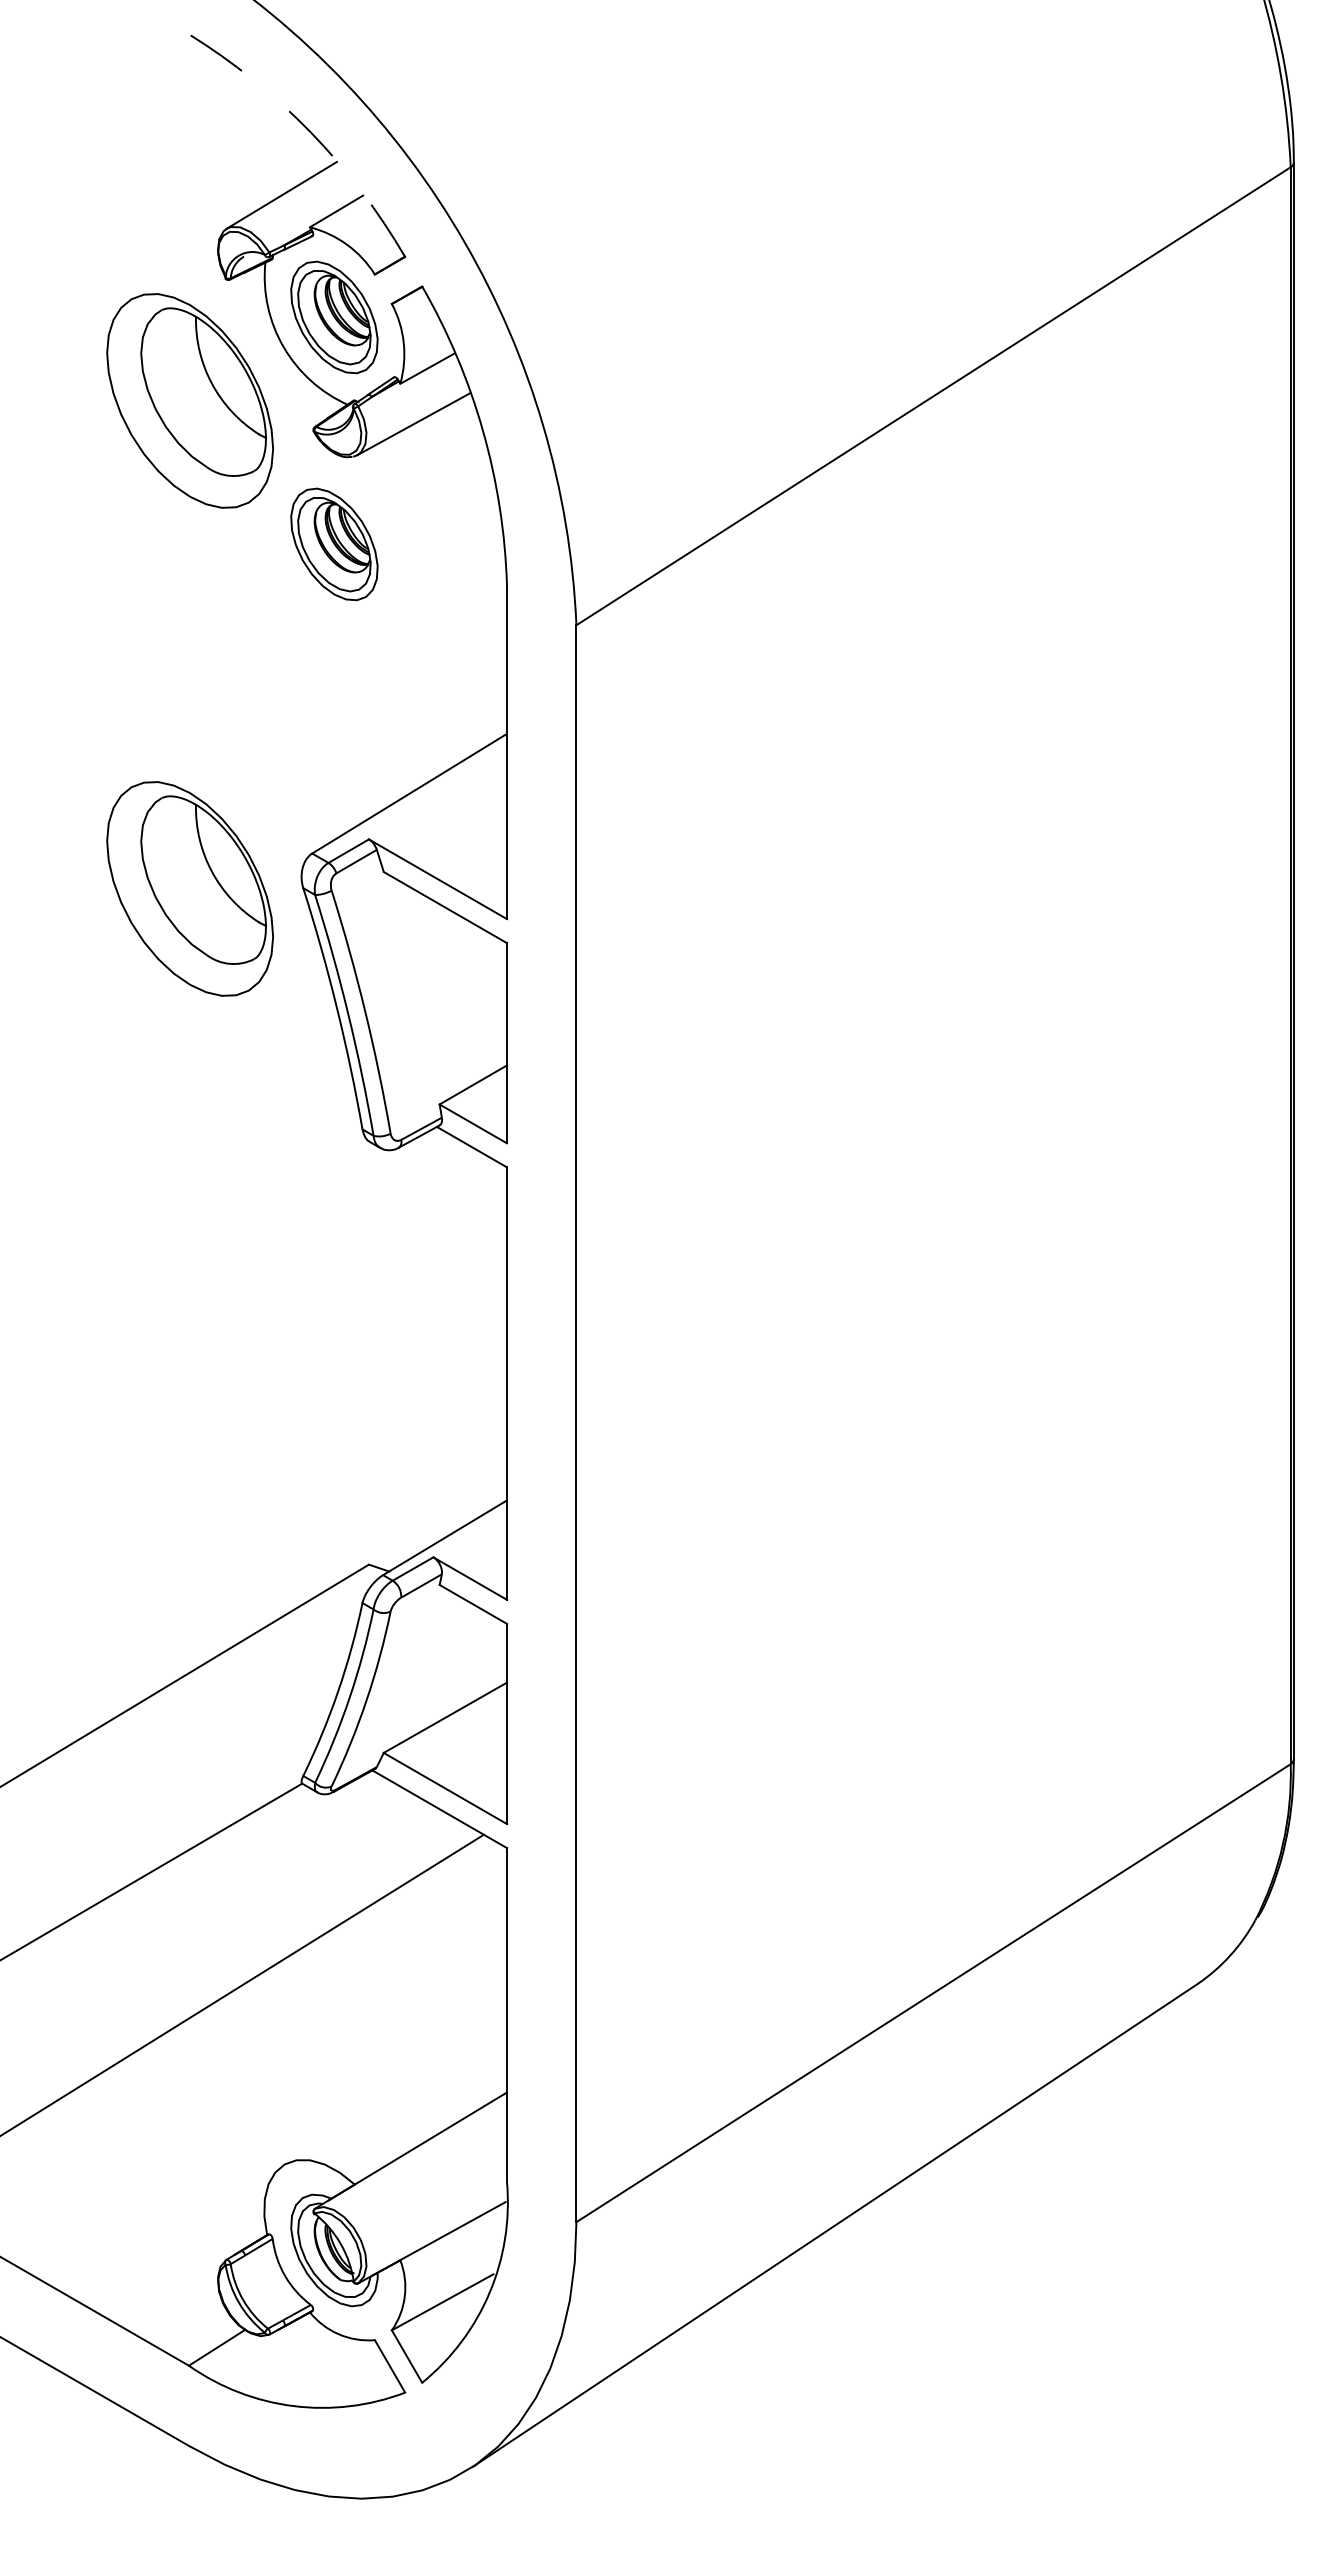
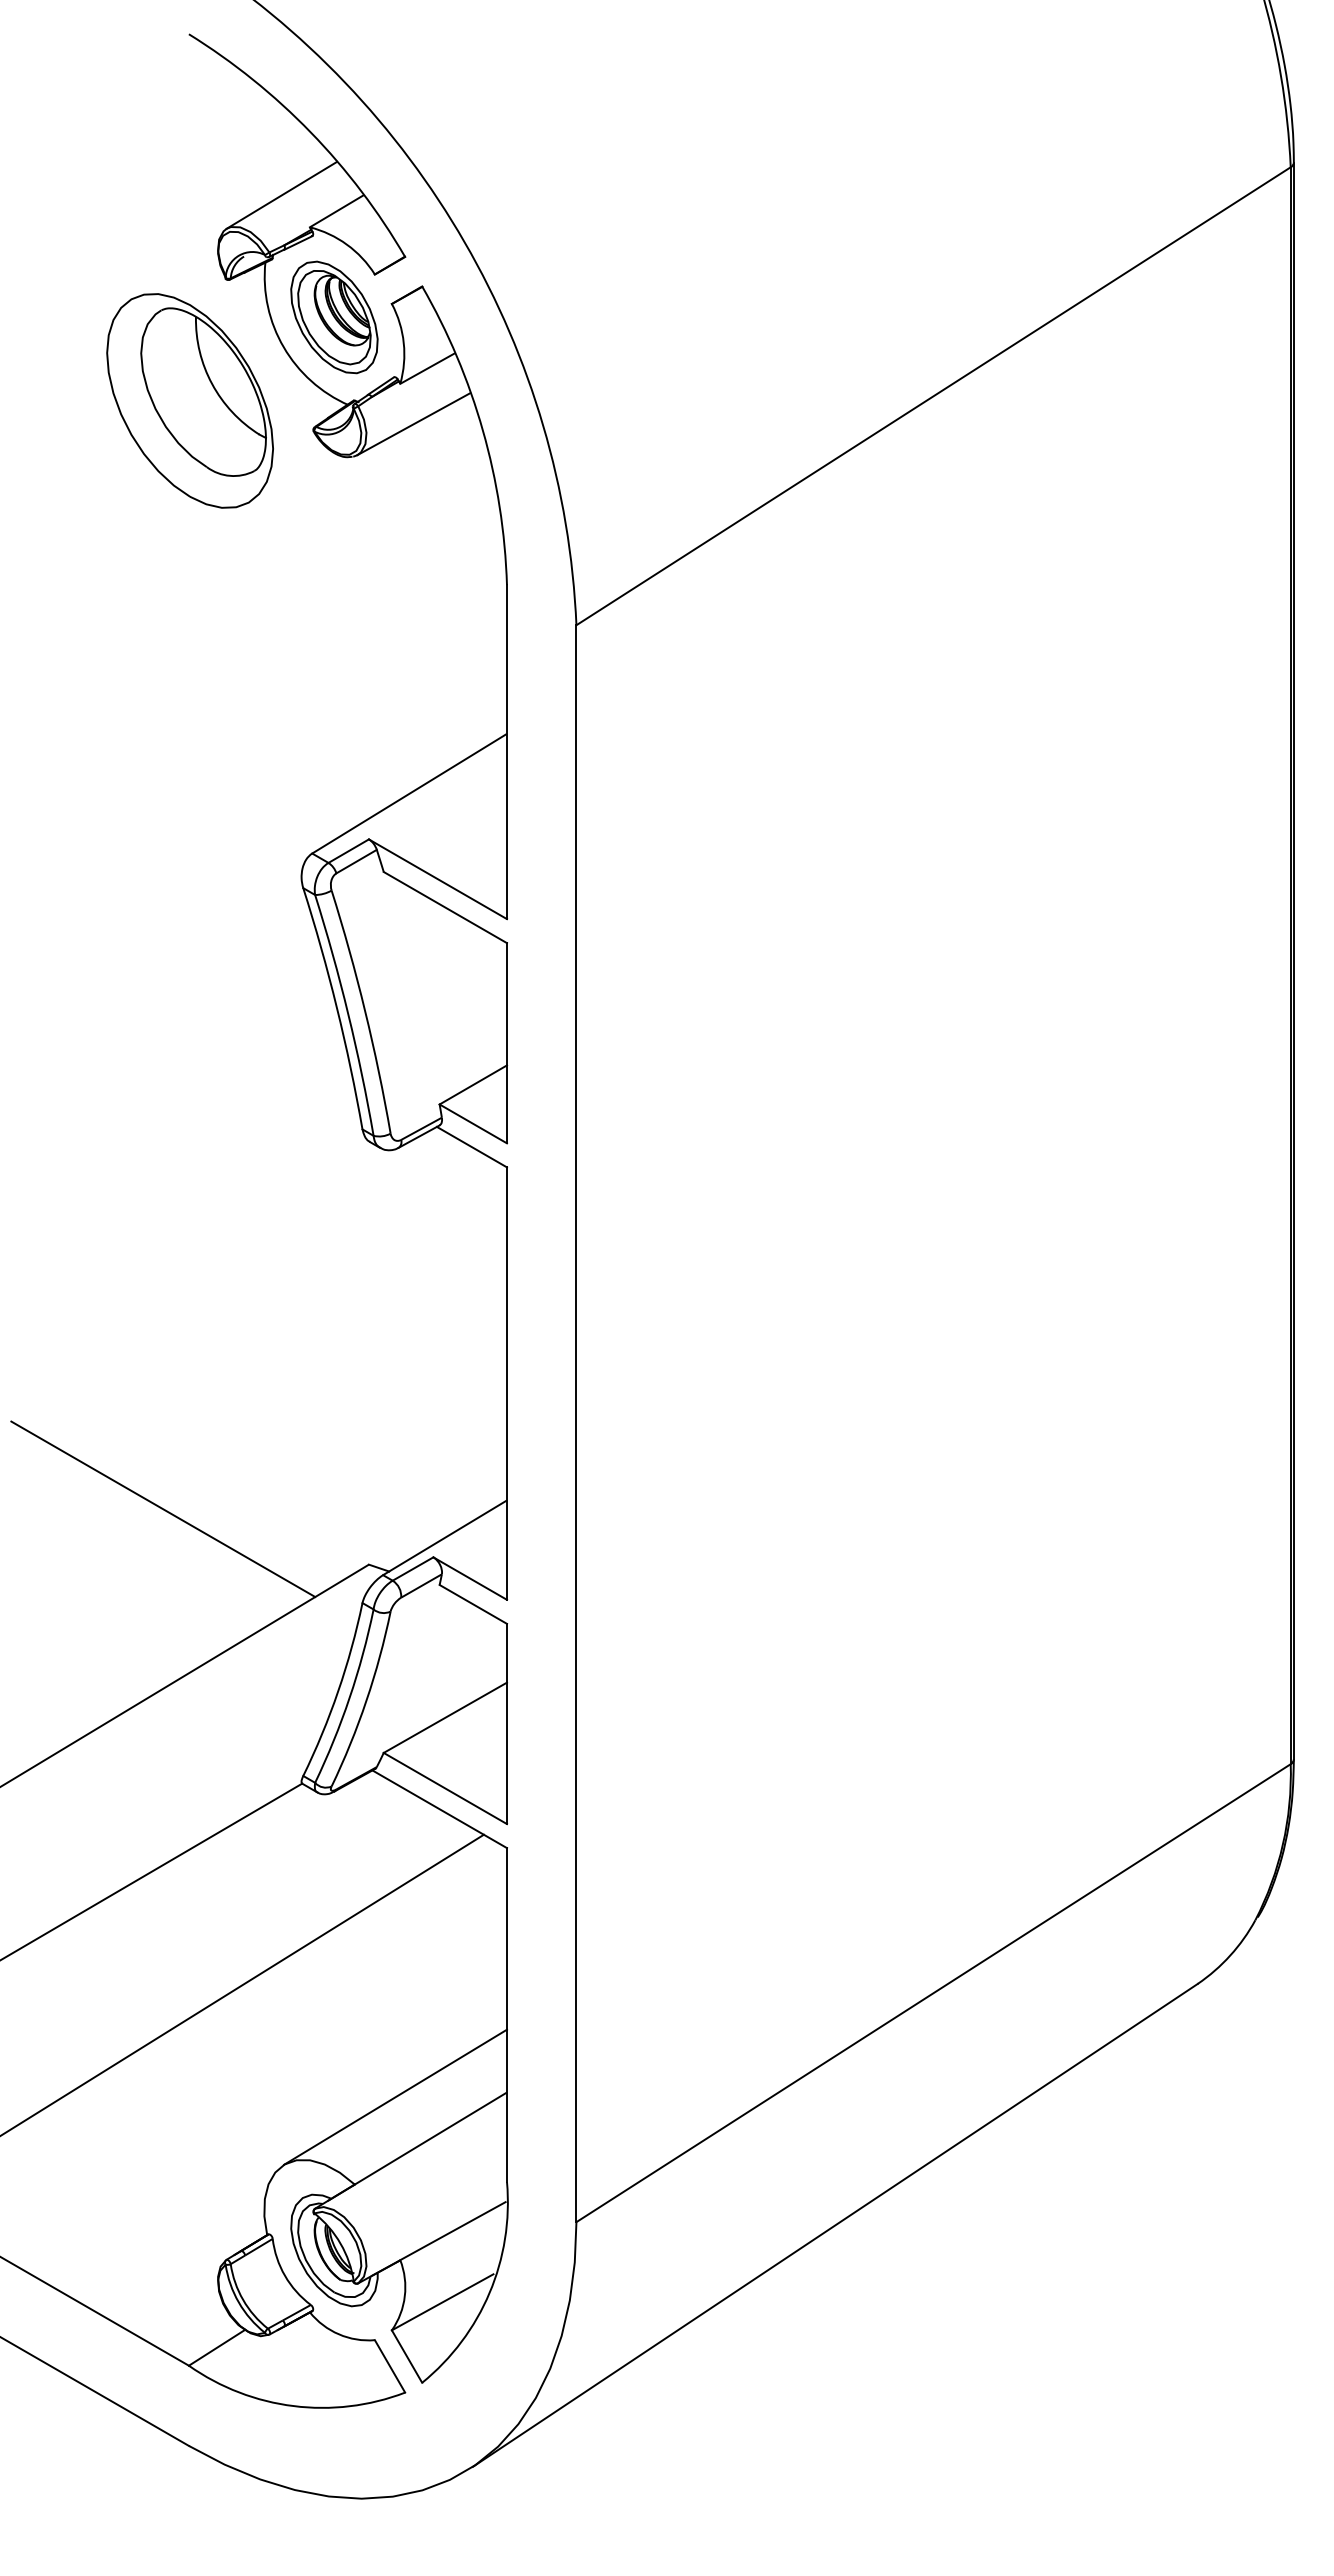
arc: dashed -> solid (310, 132)
part: present -> none (334, 544)
part: present -> none (189, 888)
line: none -> present (163, 1509)
line: none -> present (395, 2096)
